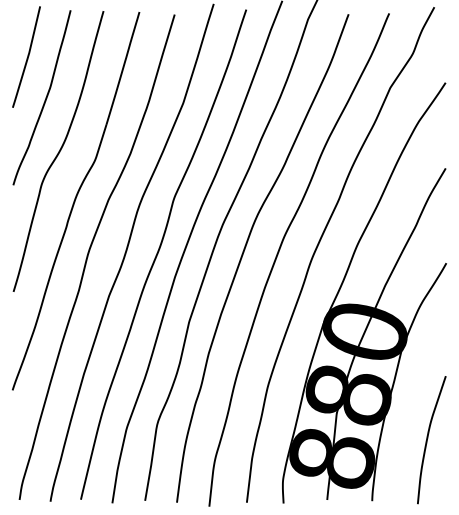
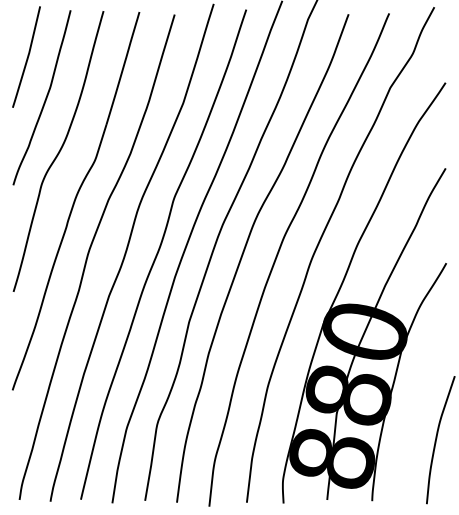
curve position: (428, 438) -> (437, 438) (437, 438)
